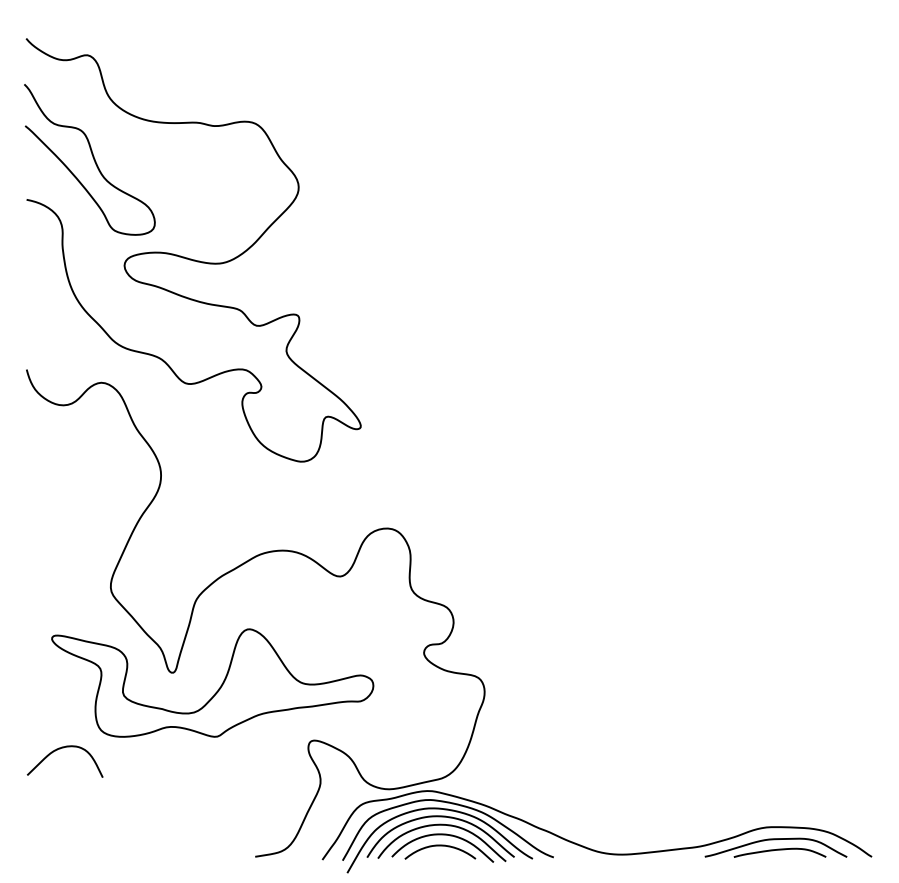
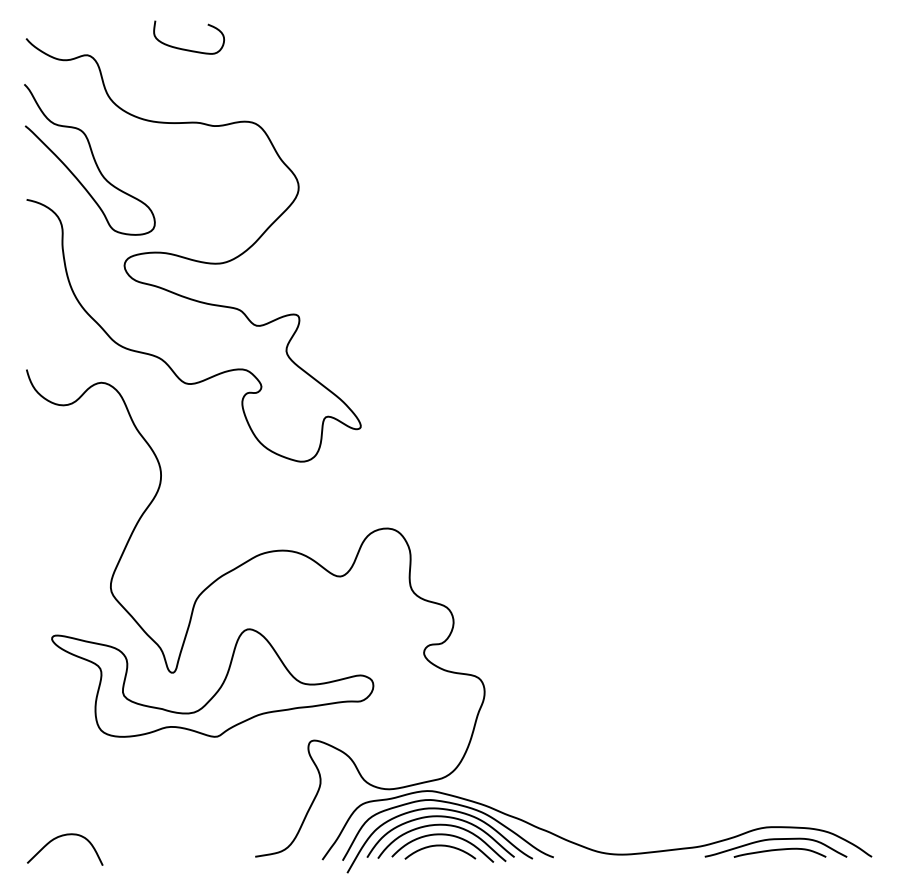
curve: none -> present (184, 48)
curve position: (60, 749) -> (60, 837) (60, 837)
